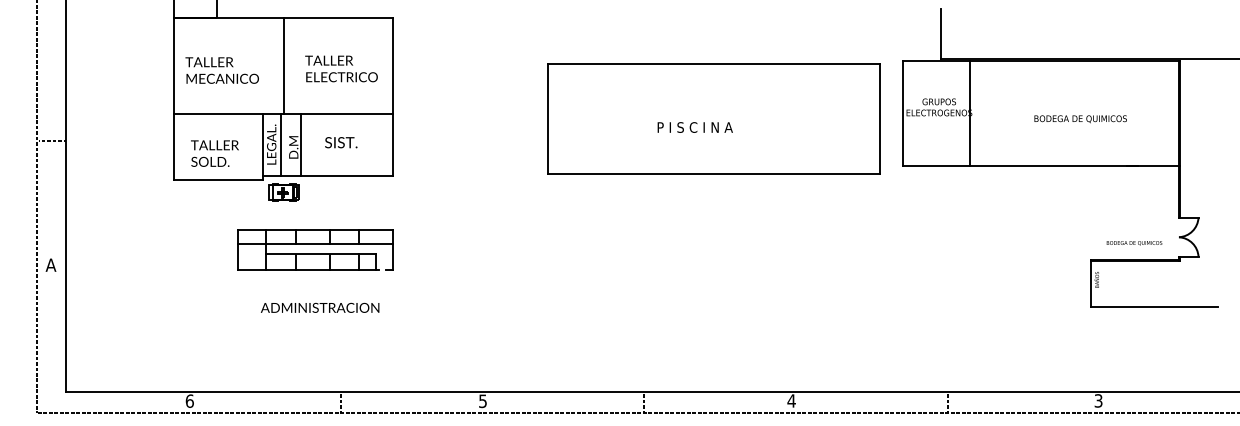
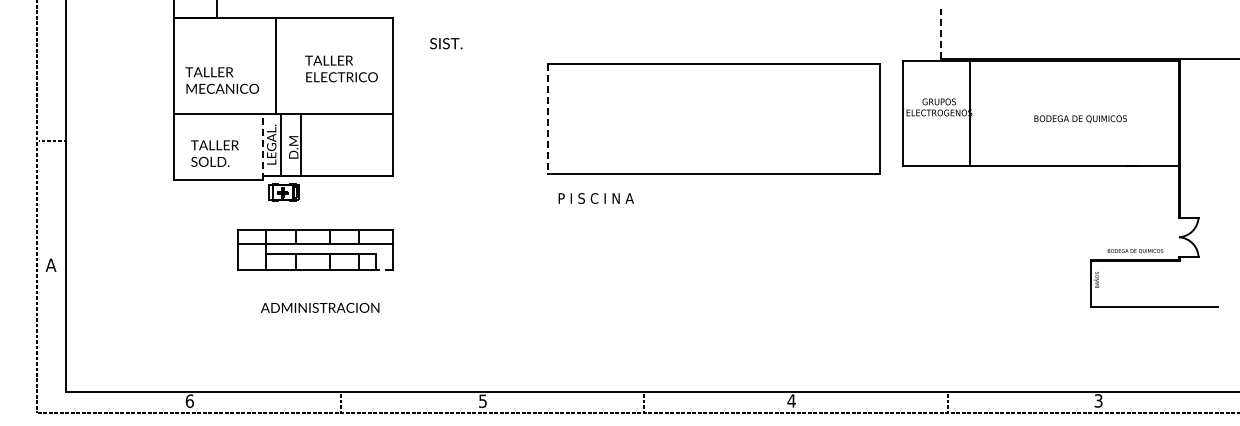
line: solid -> dashed (941, 33)
line position: (283, 66) -> (275, 66) (275, 66)
text position: (221, 70) -> (221, 80) (221, 80)
line: solid -> dashed (547, 119)
text position: (694, 127) -> (595, 198) (595, 198)
text position: (341, 142) -> (446, 43) (446, 43)
line: solid -> dashed (263, 147)
text position: (1134, 243) -> (1135, 251) (1135, 251)
